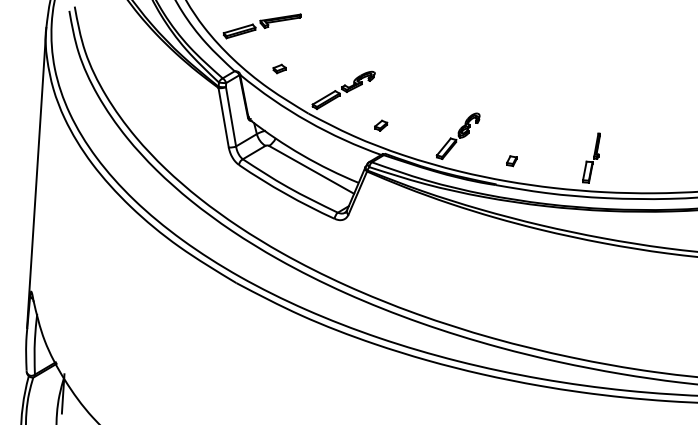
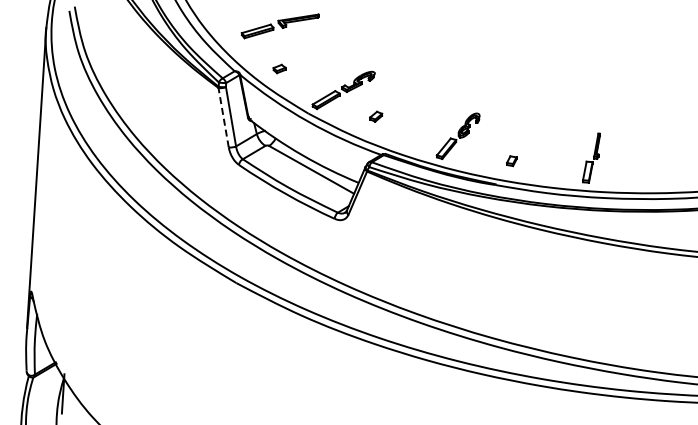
part position: (261, 26) -> (279, 26) (279, 26)
line: solid -> dashed (223, 117)
part position: (381, 125) -> (376, 116) (376, 116)
